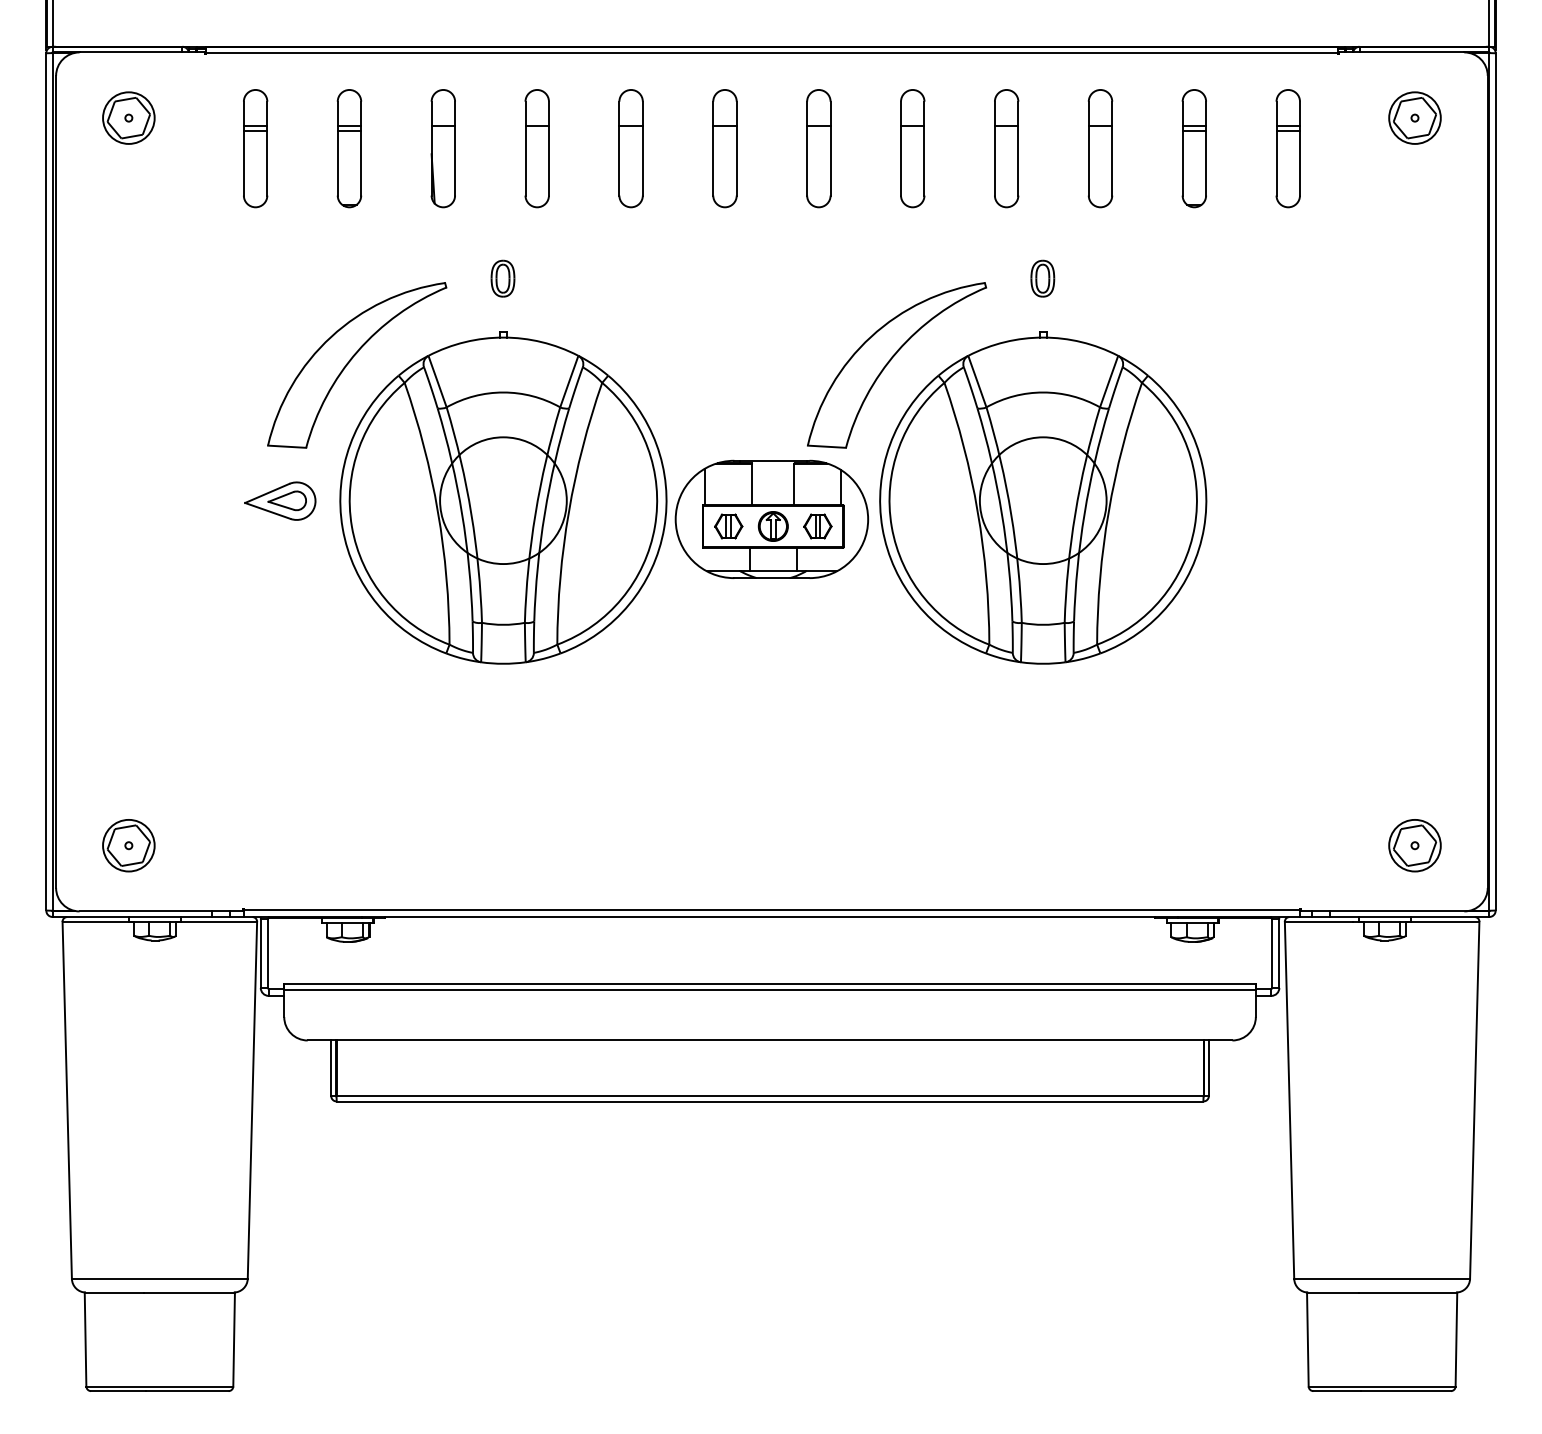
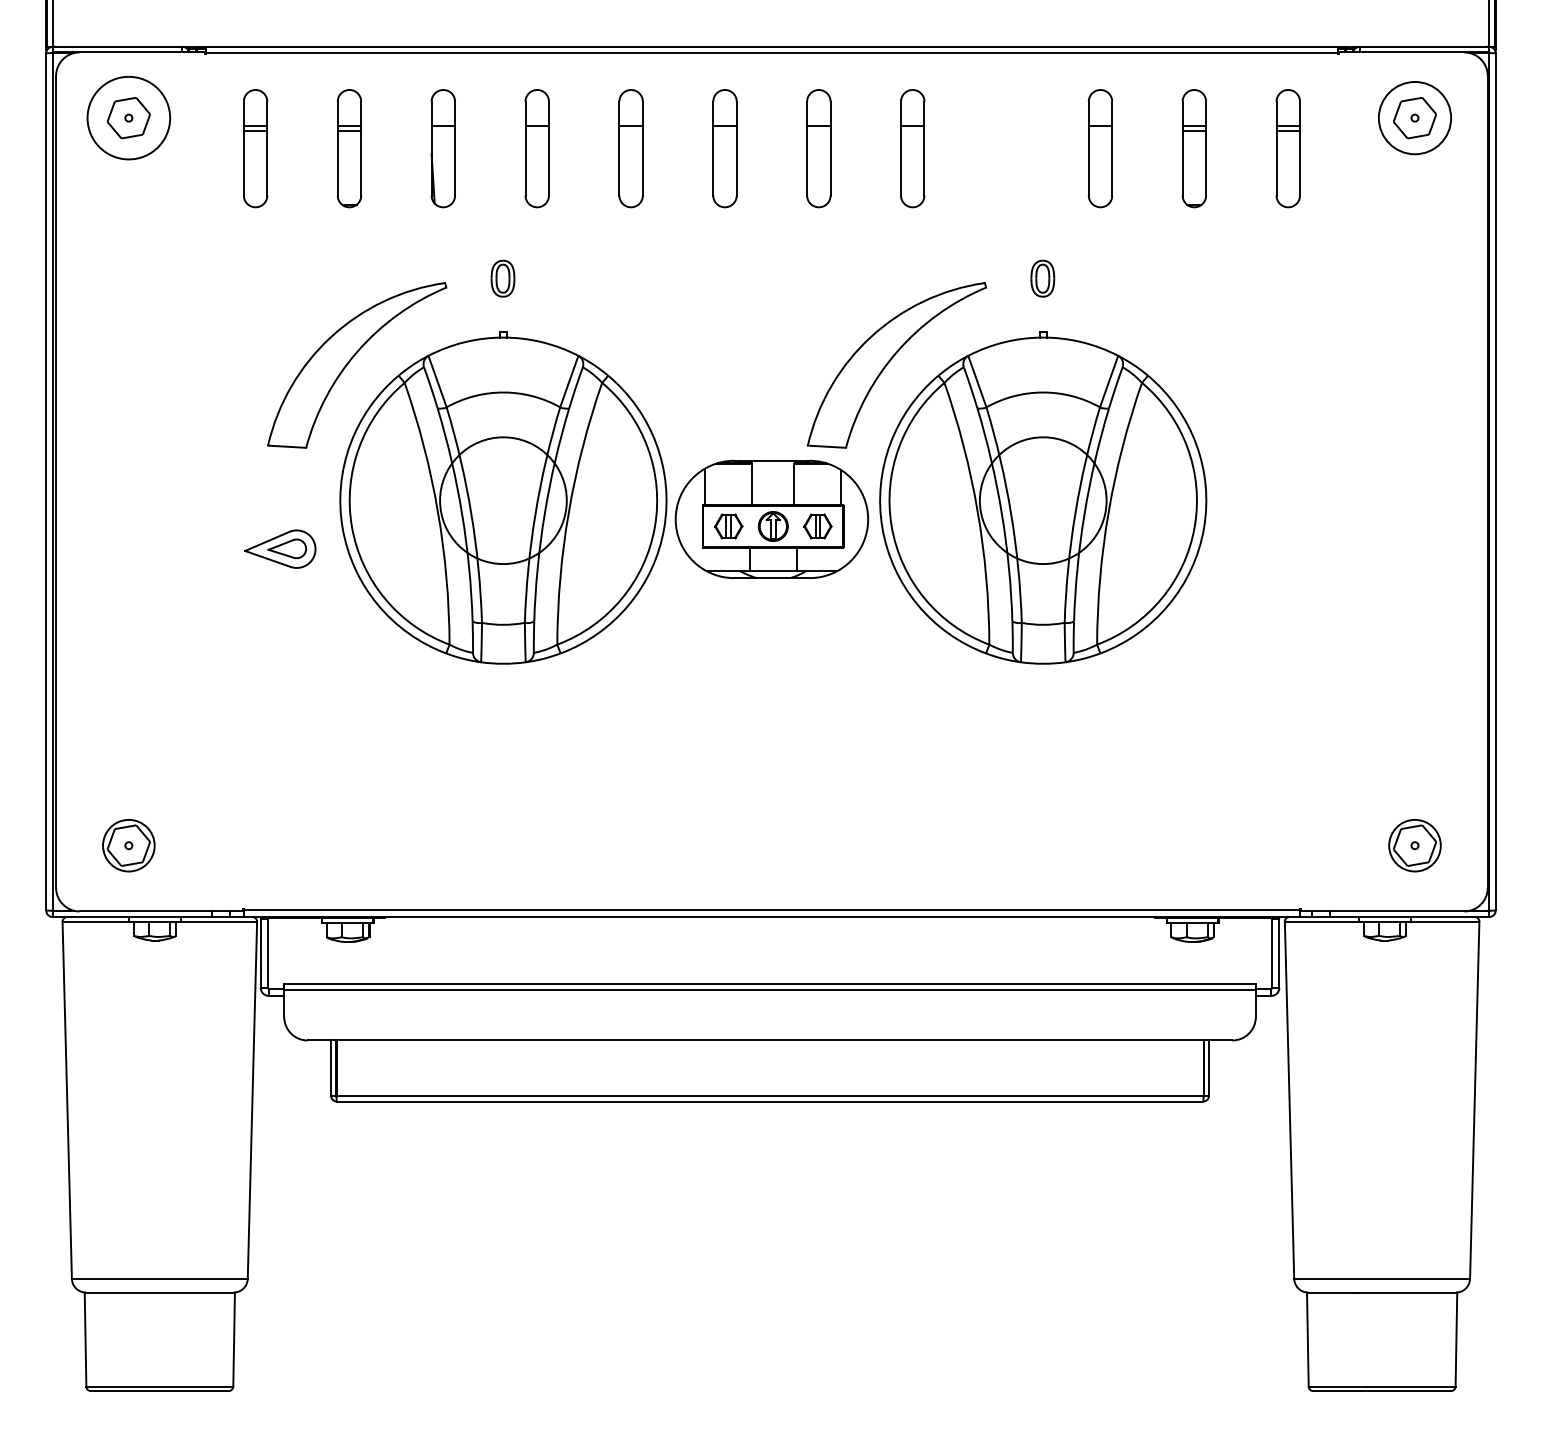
circle diameter: 52 px -> 83 px (128, 117)
circle diameter: 52 px -> 72 px (1414, 118)
part: present -> none (1006, 148)
part position: (280, 500) -> (280, 548) (280, 548)
